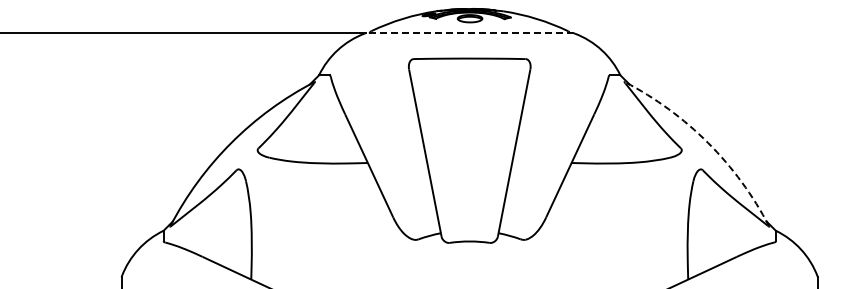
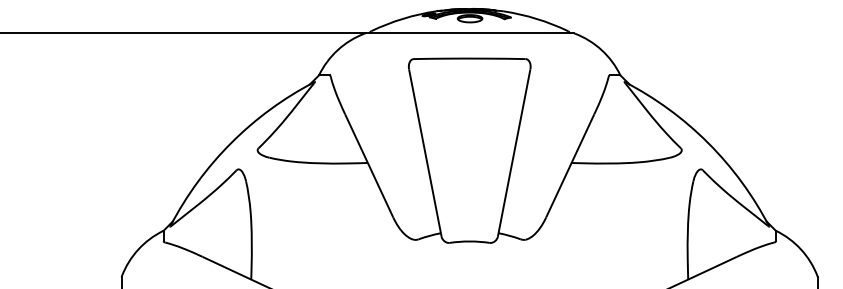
line: dashed -> solid (469, 33)
arc: dashed -> solid (708, 143)
